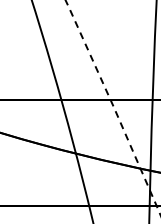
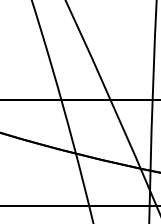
arc: dashed -> solid (113, 106)
